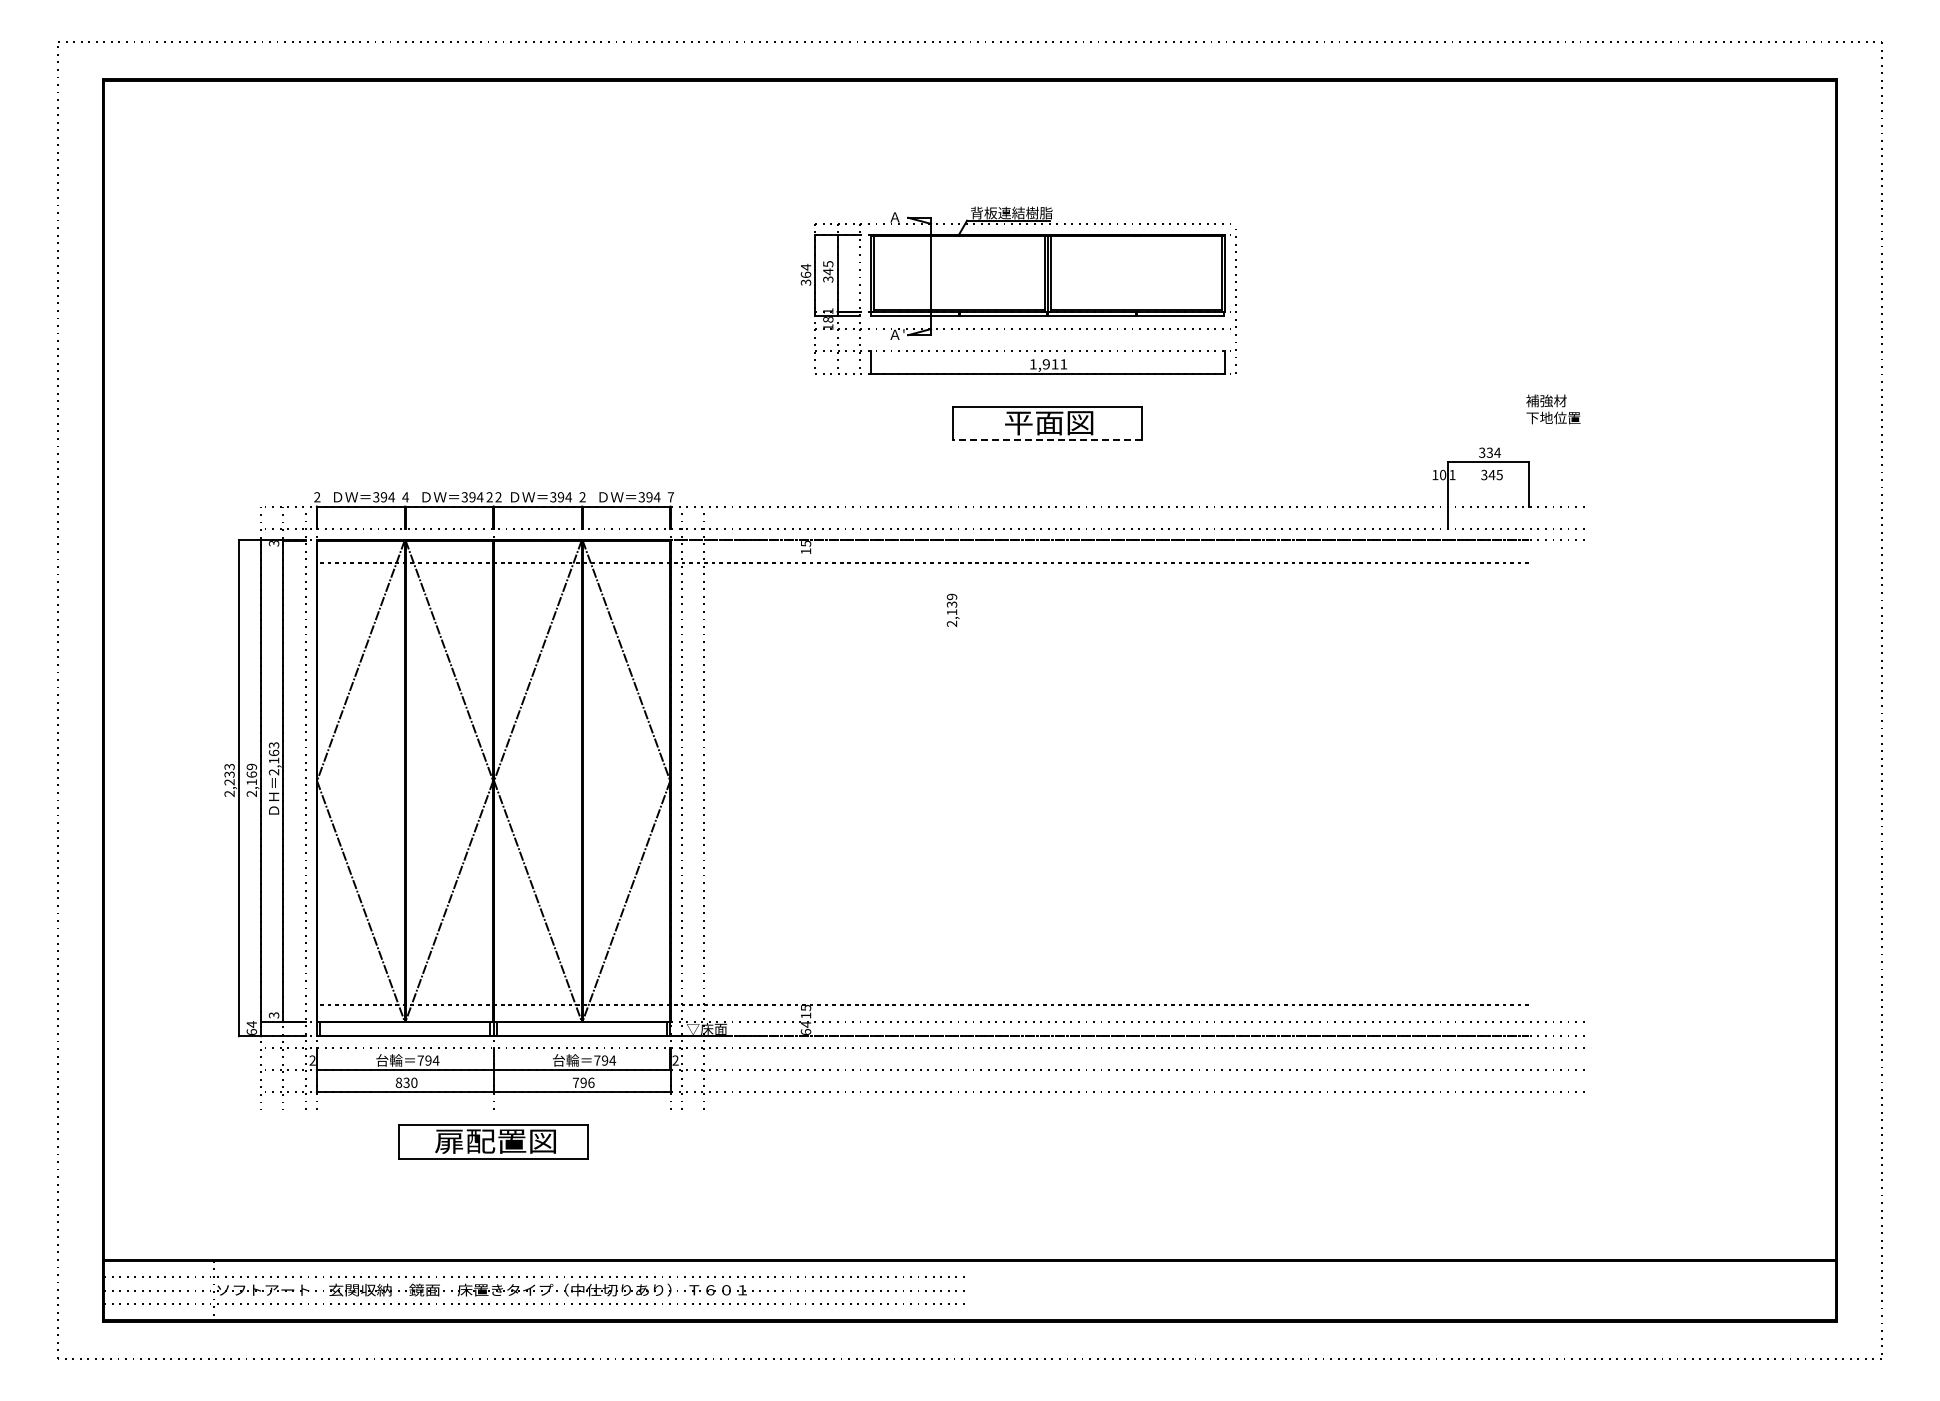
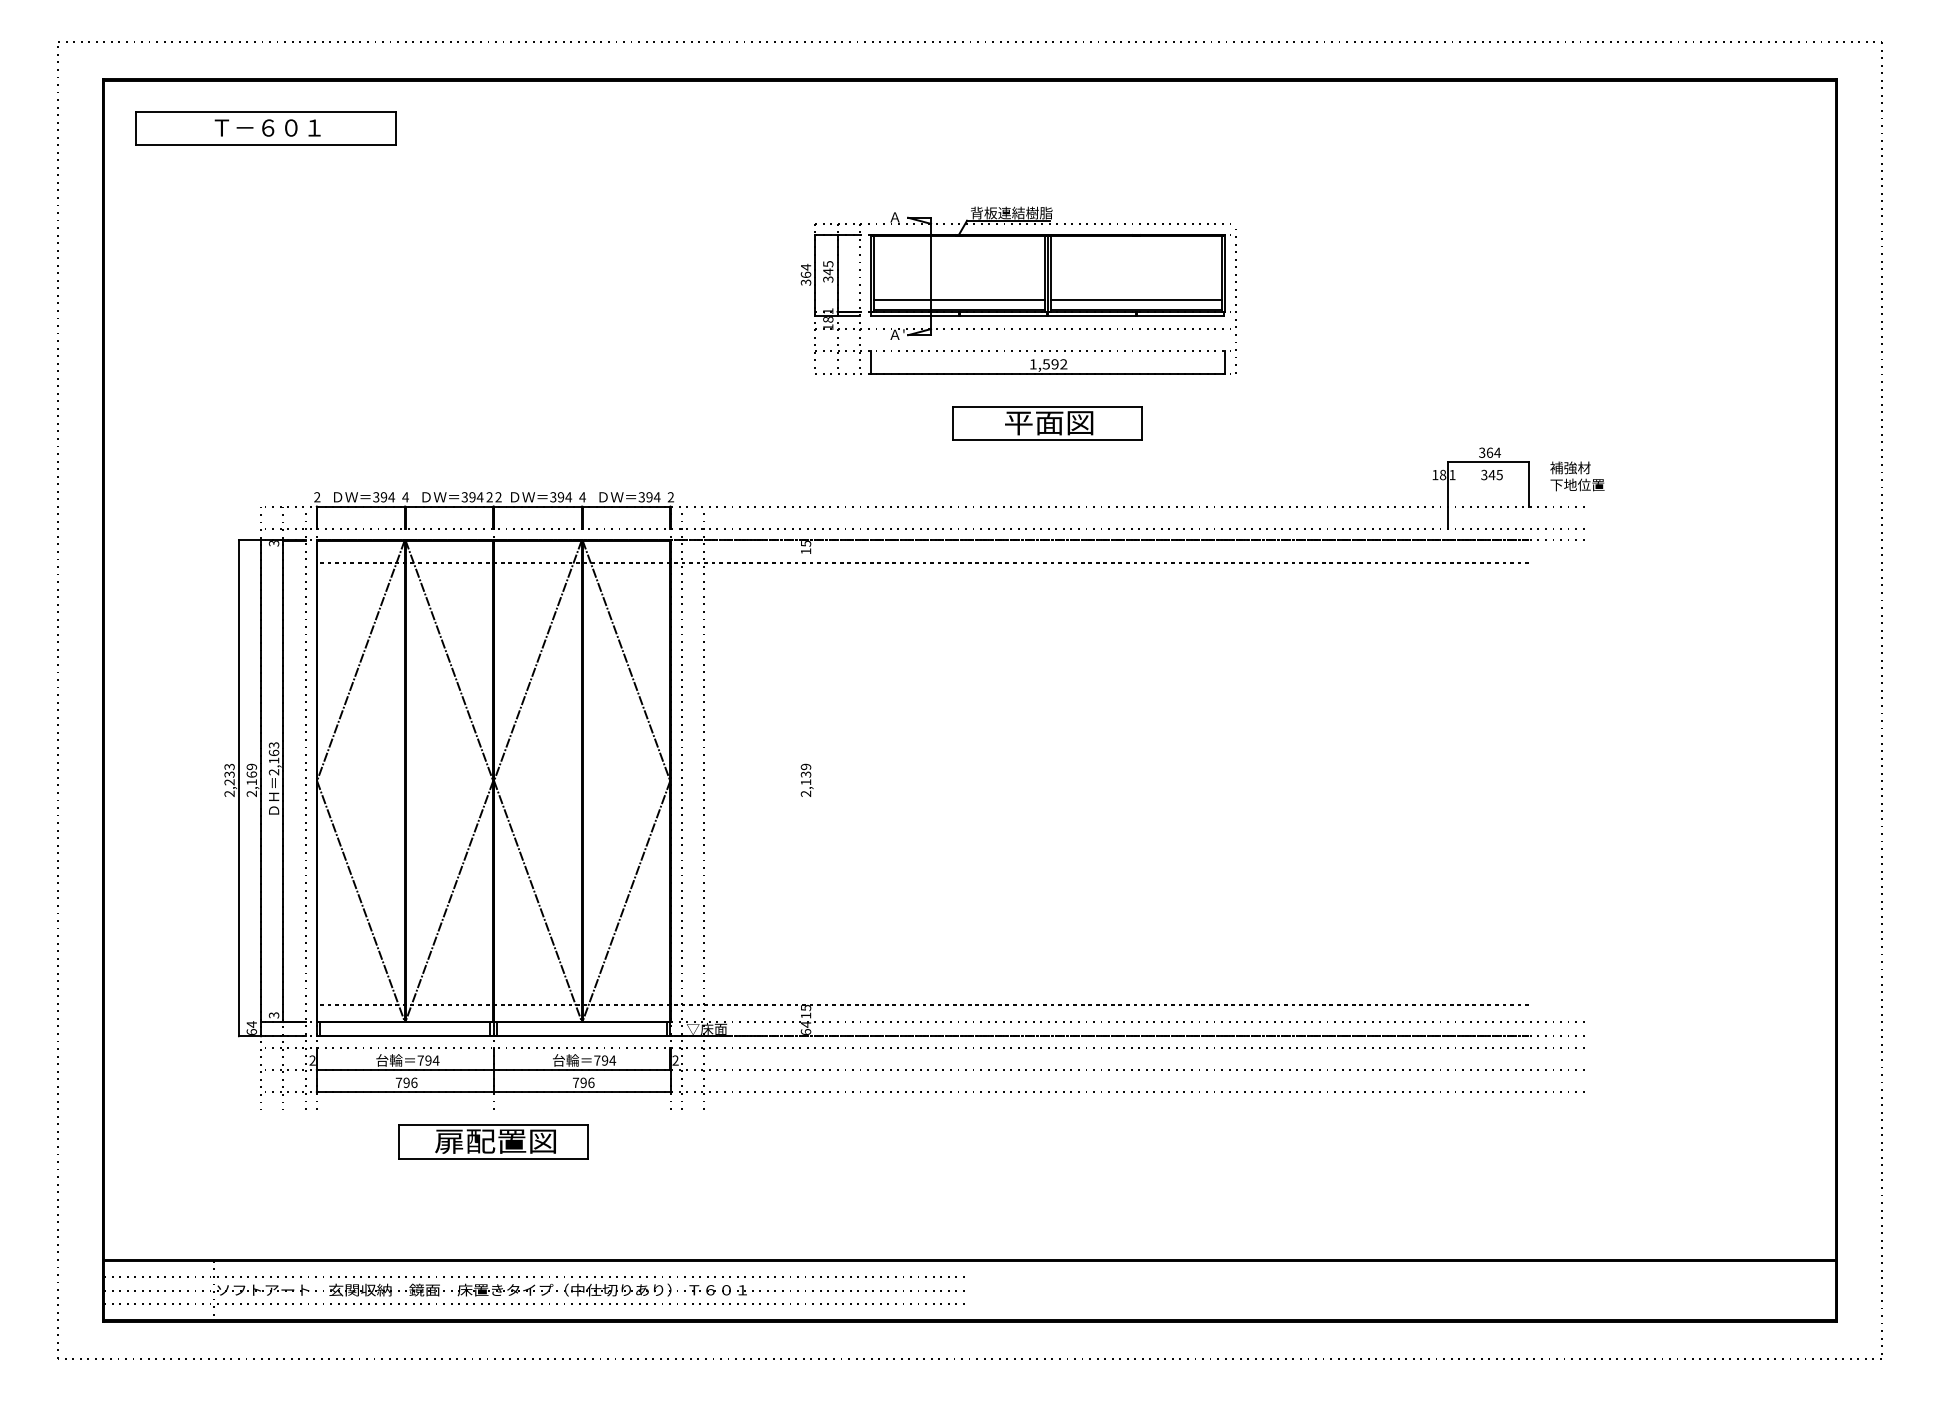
part: none -> present (265, 128)
line: none -> present (959, 300)
line: none -> present (1136, 300)
text: 1,911 -> 1,592 (1054, 364)
text position: (1553, 409) -> (1577, 476) (1577, 476)
line: dashed -> solid (1047, 440)
text: 334 -> 364 (1489, 452)
text: 10 -> 18 (1443, 474)
text: 2 -> 4 (582, 497)
text: 7 -> 2 (670, 497)
text position: (952, 609) -> (806, 779) (806, 779)
text: 830 -> 796 (406, 1082)
